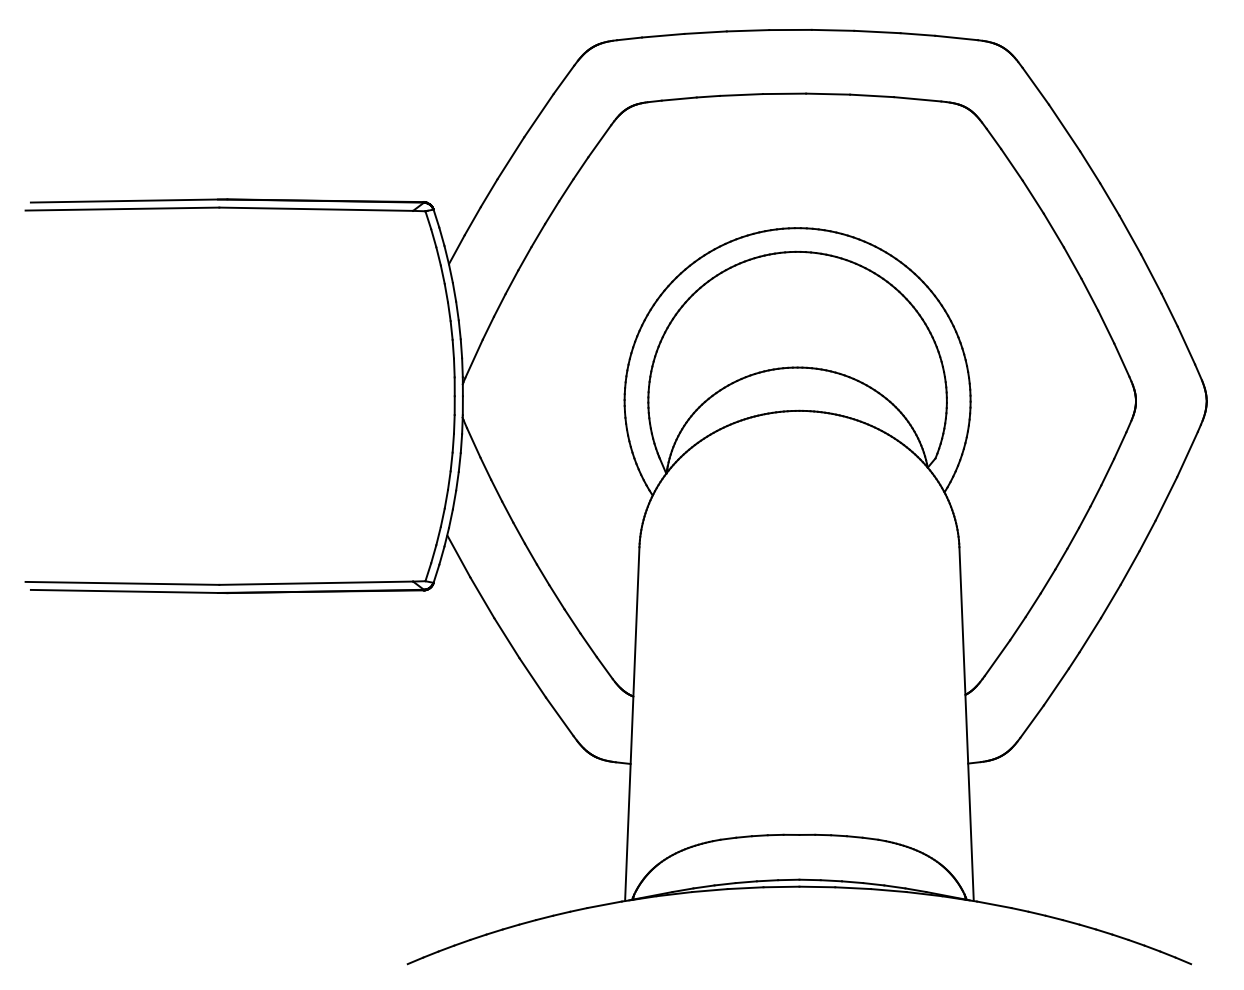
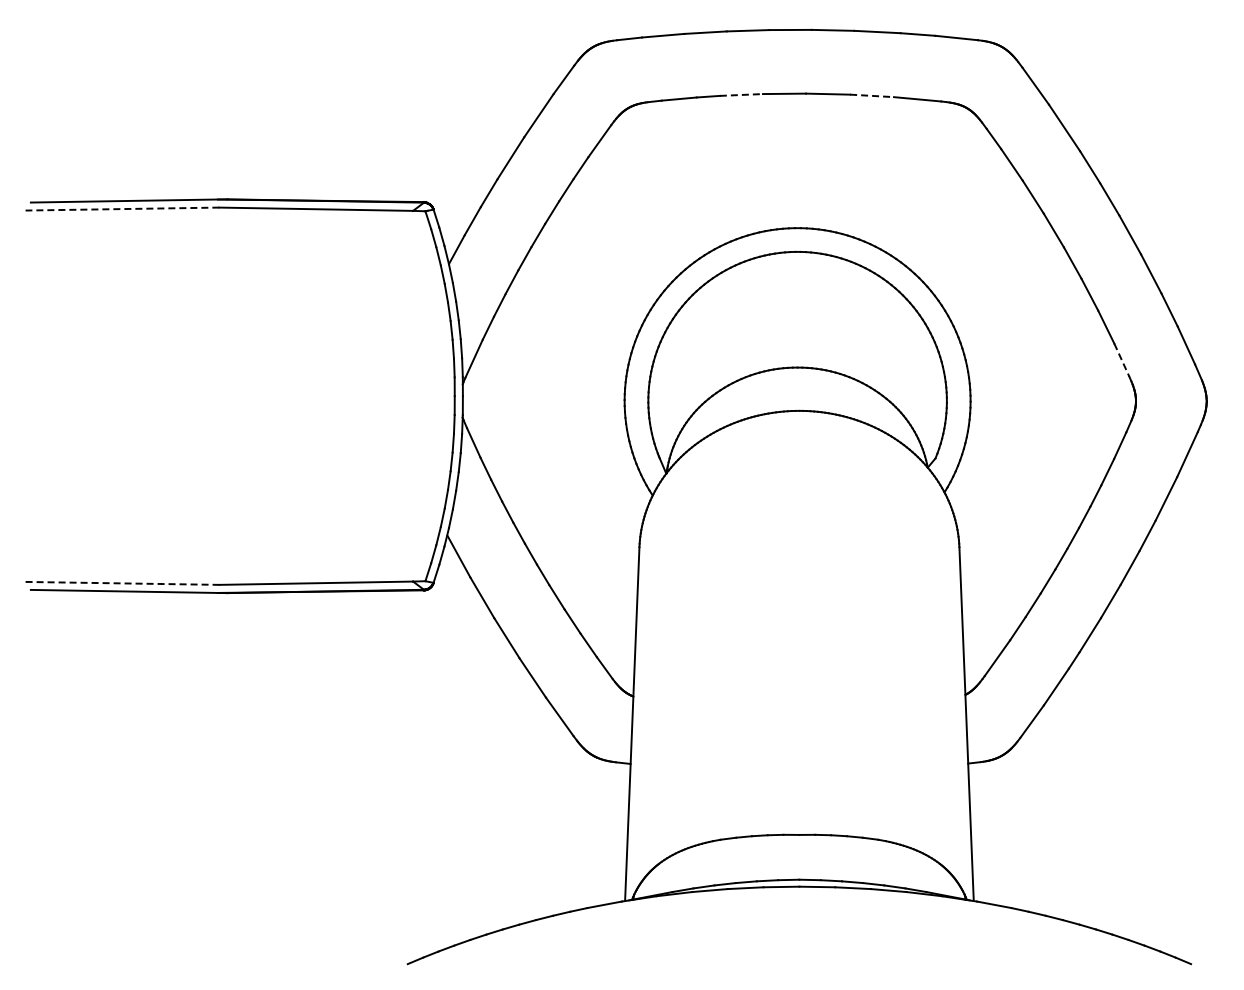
line: solid -> dashed (741, 94)
line: solid -> dashed (872, 95)
line: solid -> dashed (122, 209)
line: solid -> dashed (1122, 360)
line: solid -> dashed (122, 583)
